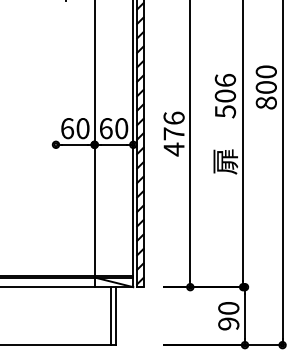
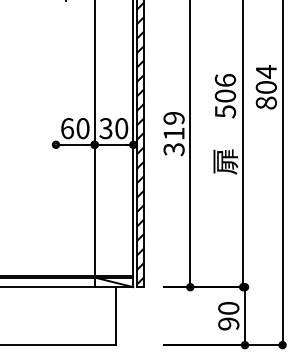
text: 800 -> 804 (265, 72)
text: 60 -> 30 (105, 128)
text: 476 -> 319 (173, 133)
line: present -> none (110, 316)
